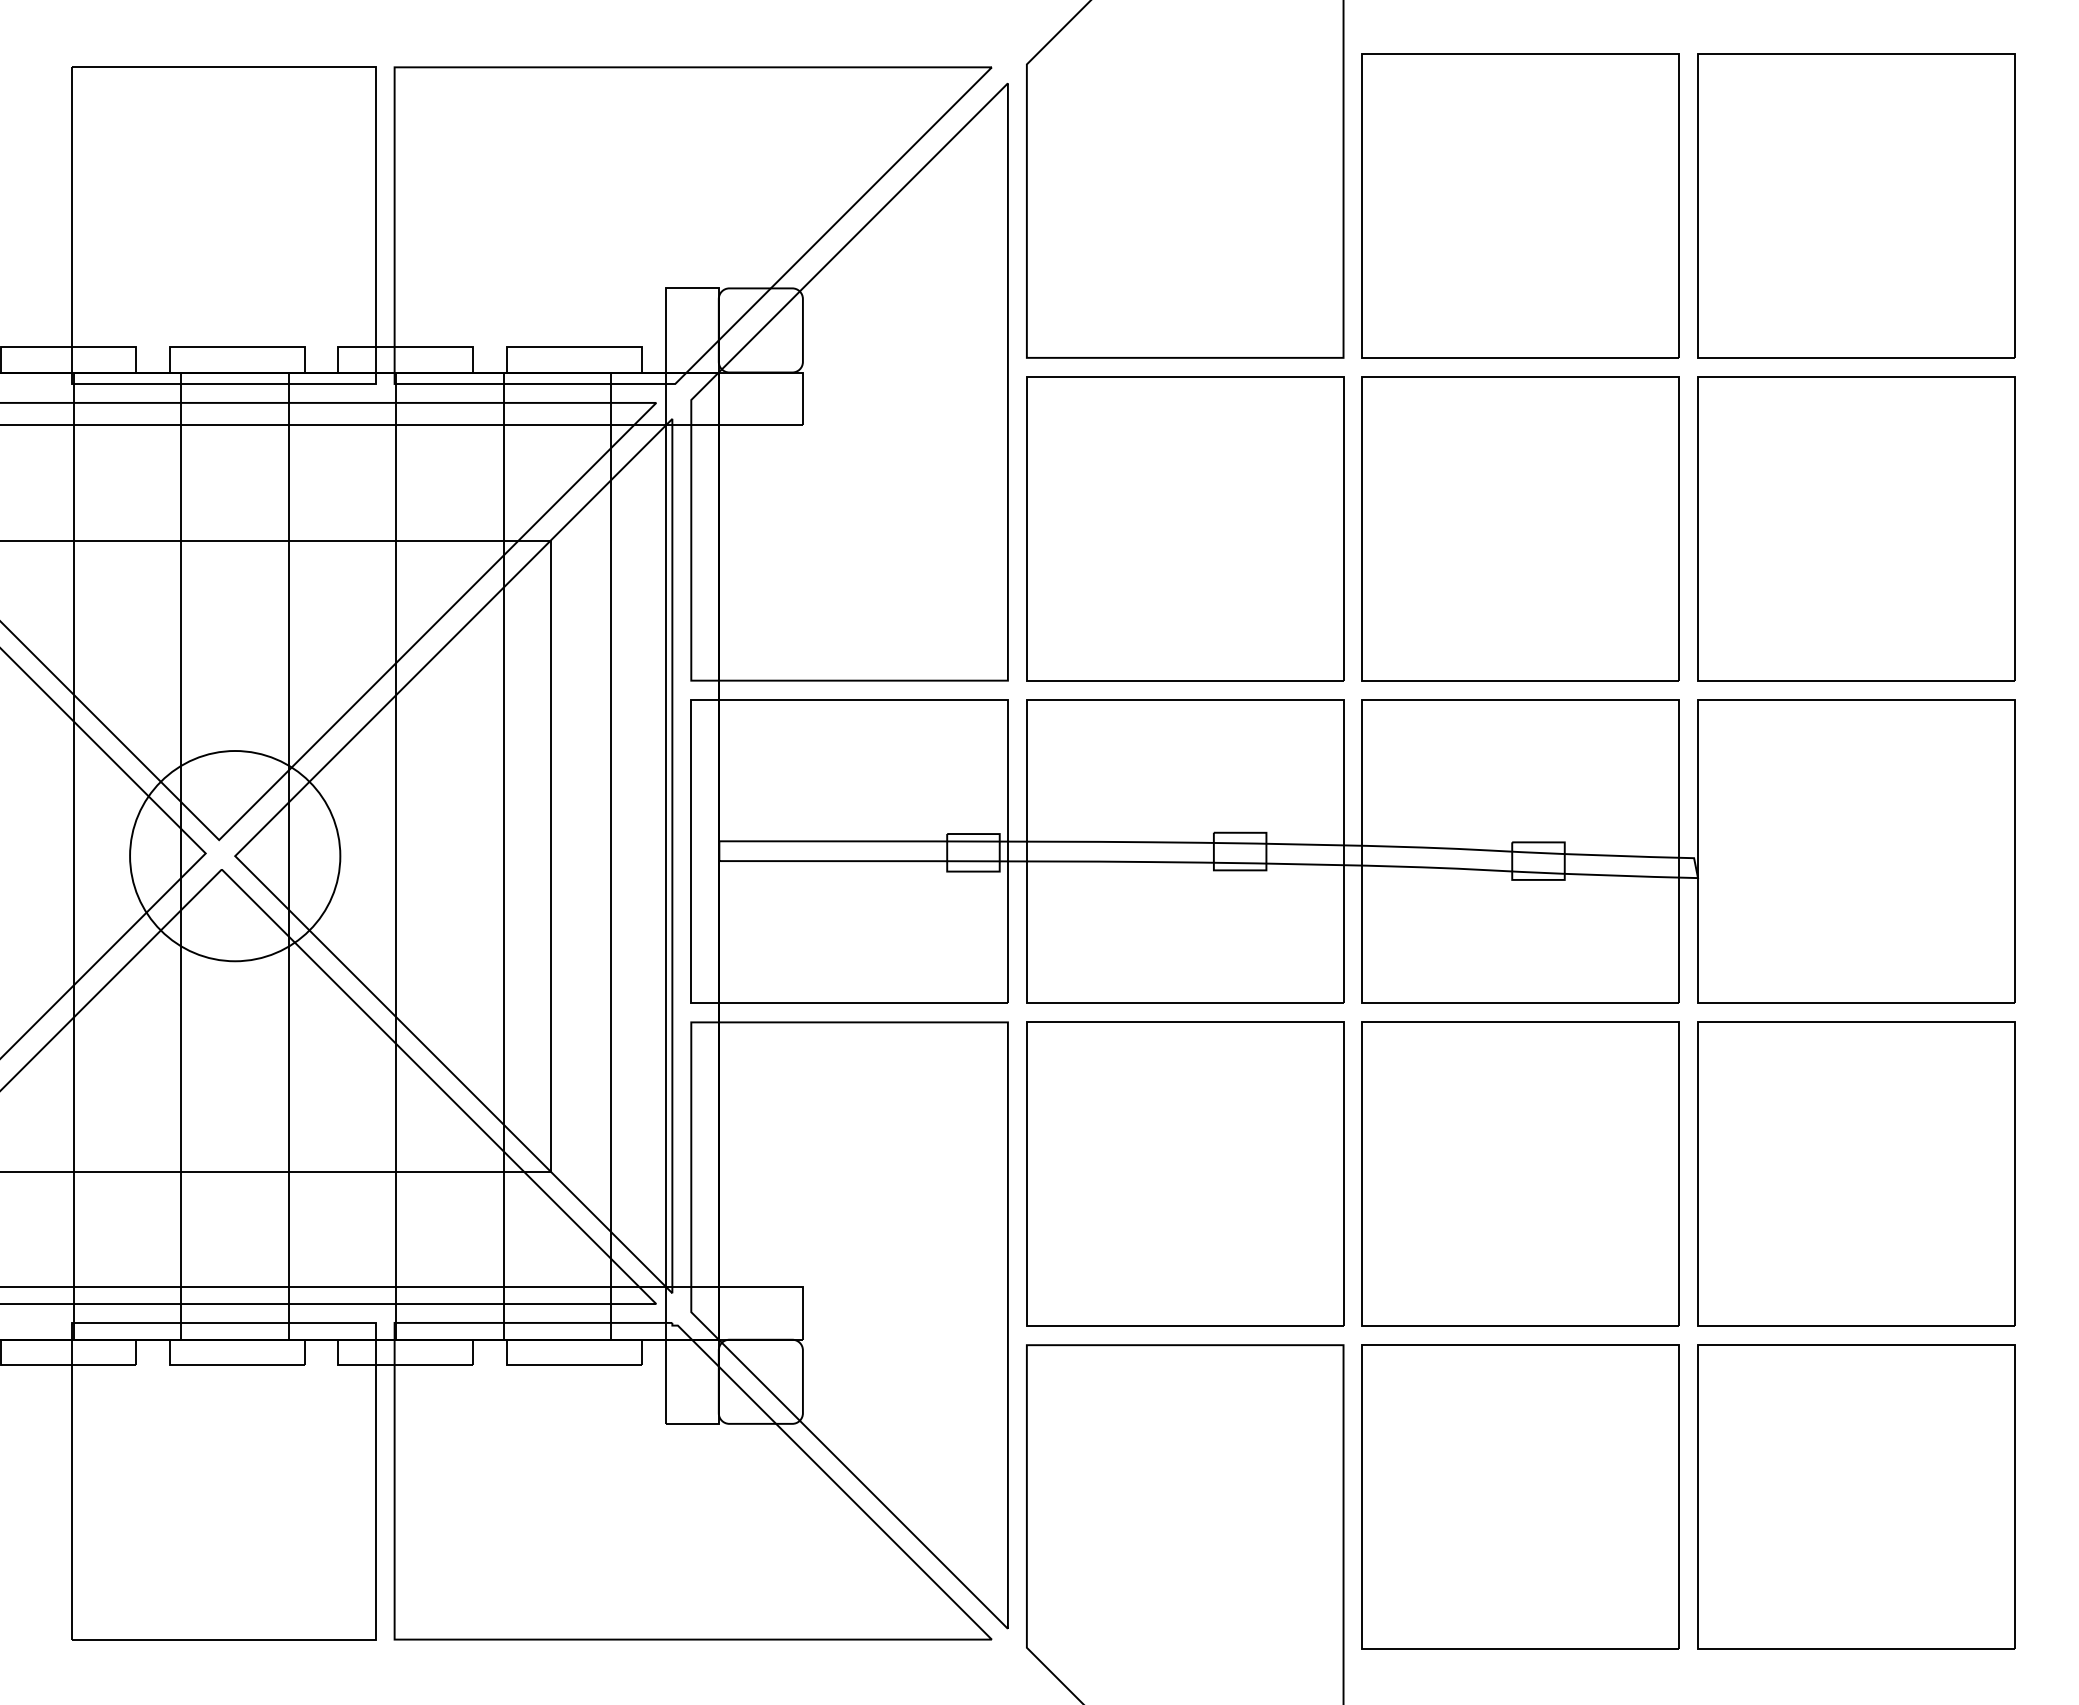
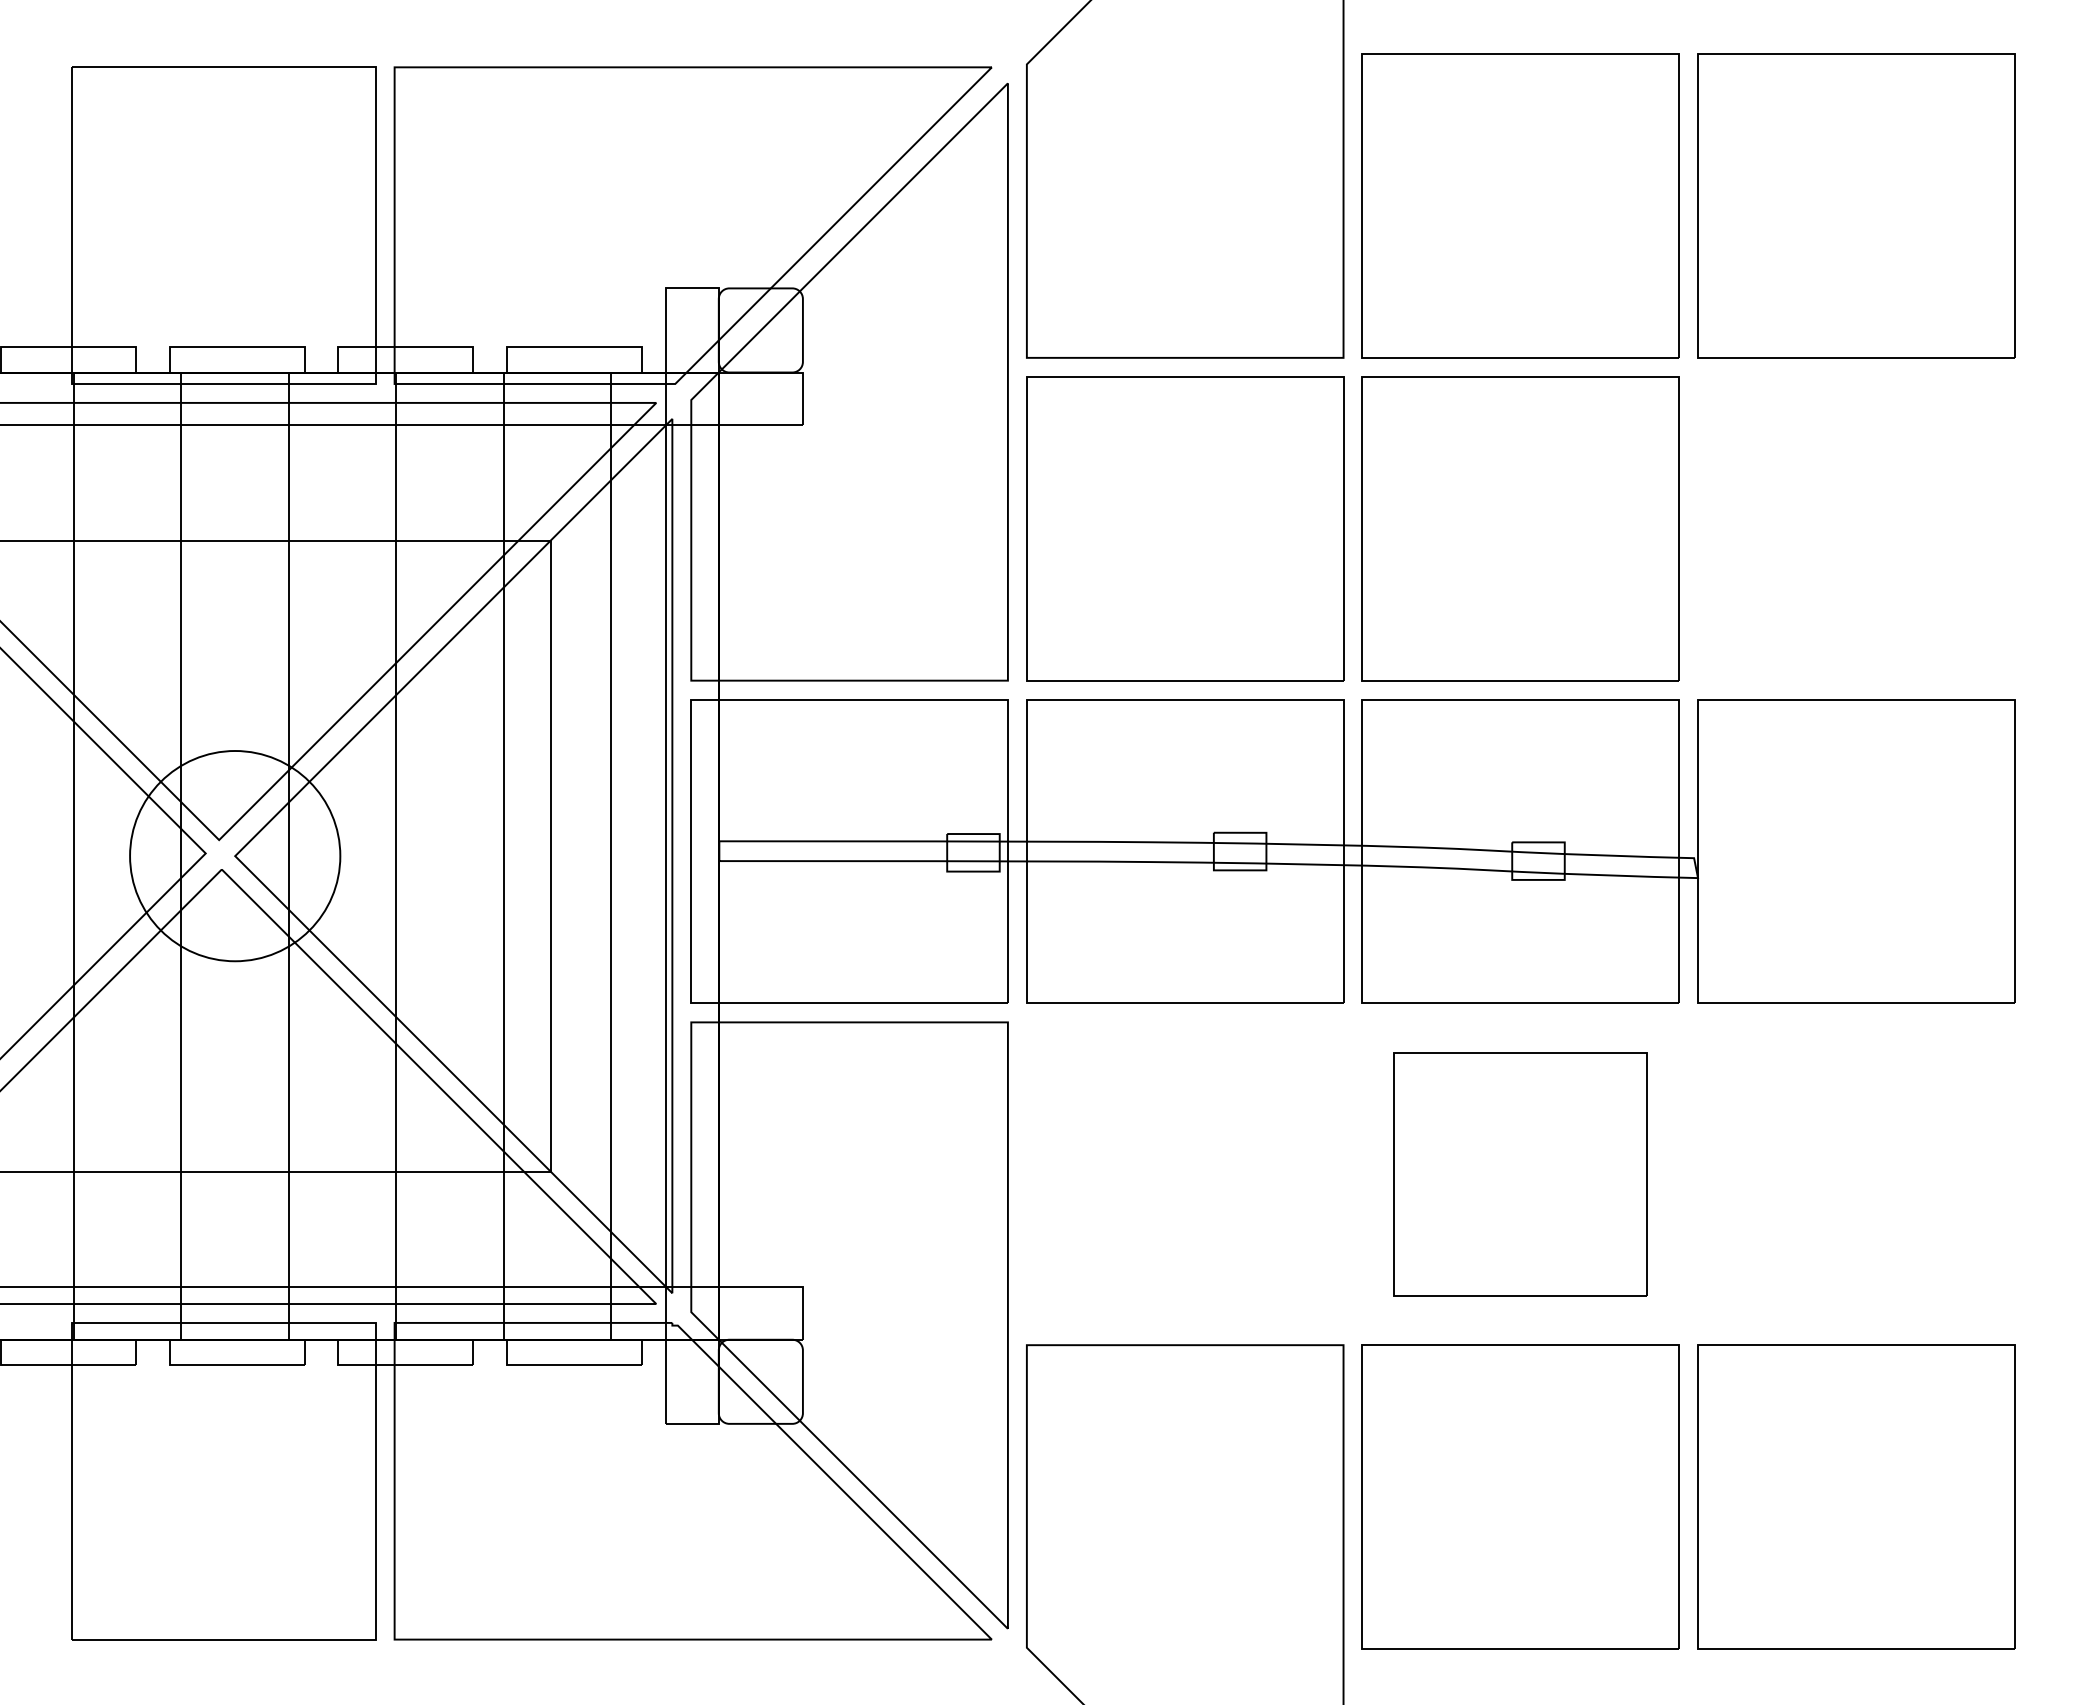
part: present -> none (1856, 528)
part: present -> none (1185, 1173)
part size: 319x306 px -> 255x245 px (1520, 1174)
part: present -> none (1856, 1173)
